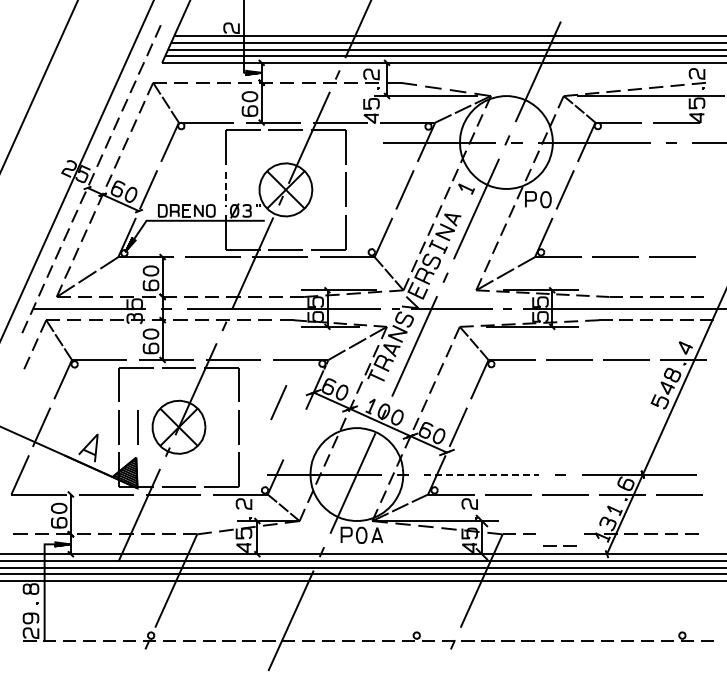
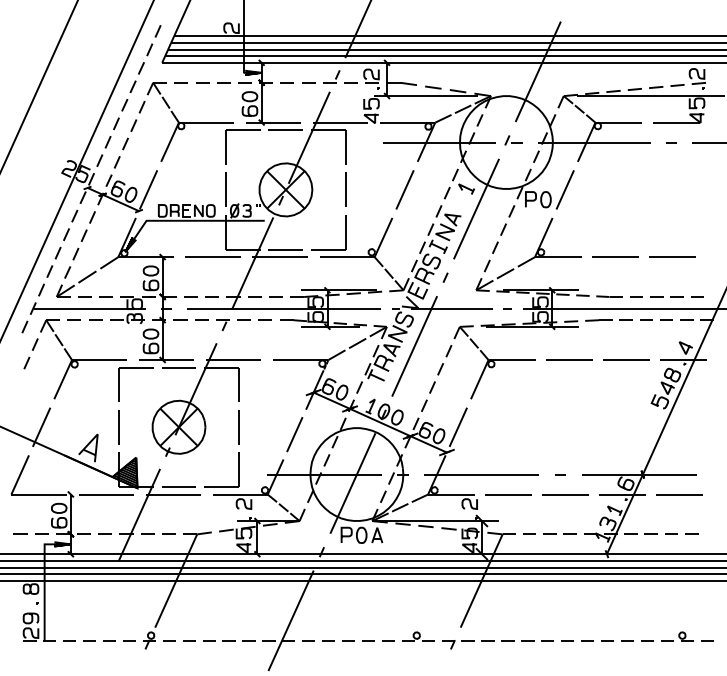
line: dashed -> solid (226, 190)
line position: (278, 402) -> (294, 434) (294, 434)
line: present -> none (137, 427)
line: dashed -> solid (481, 474)
line position: (556, 545) -> (556, 533) (556, 533)
